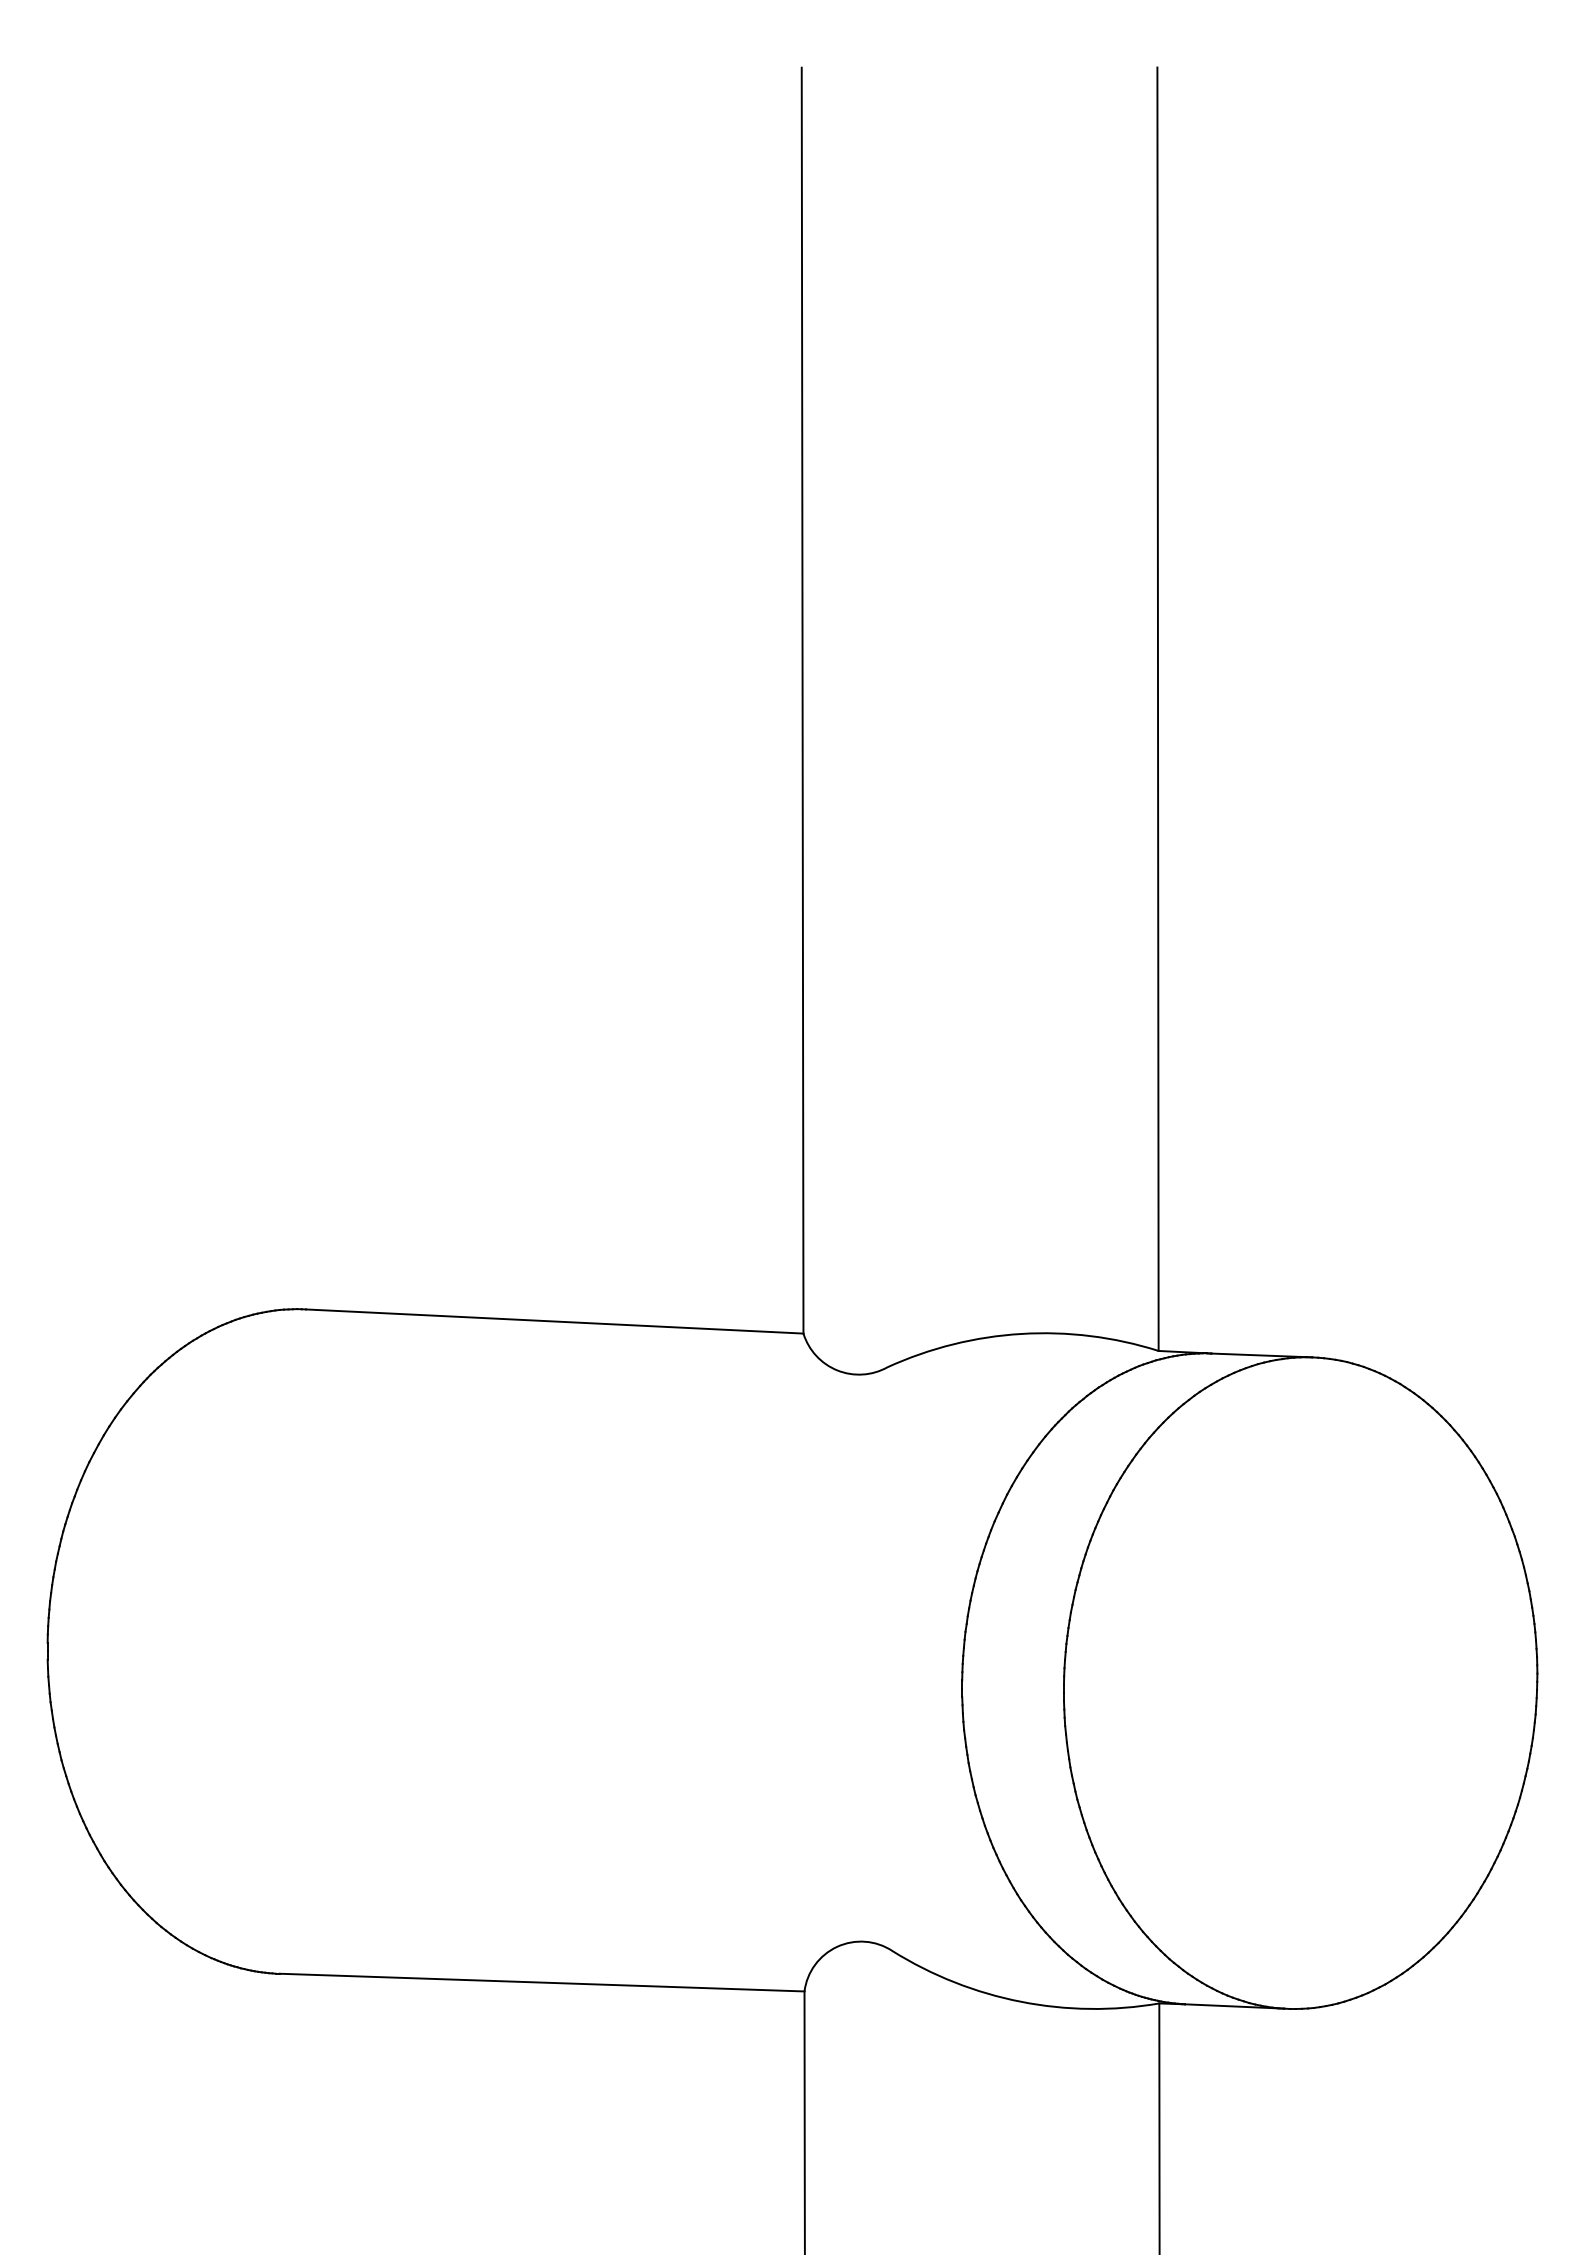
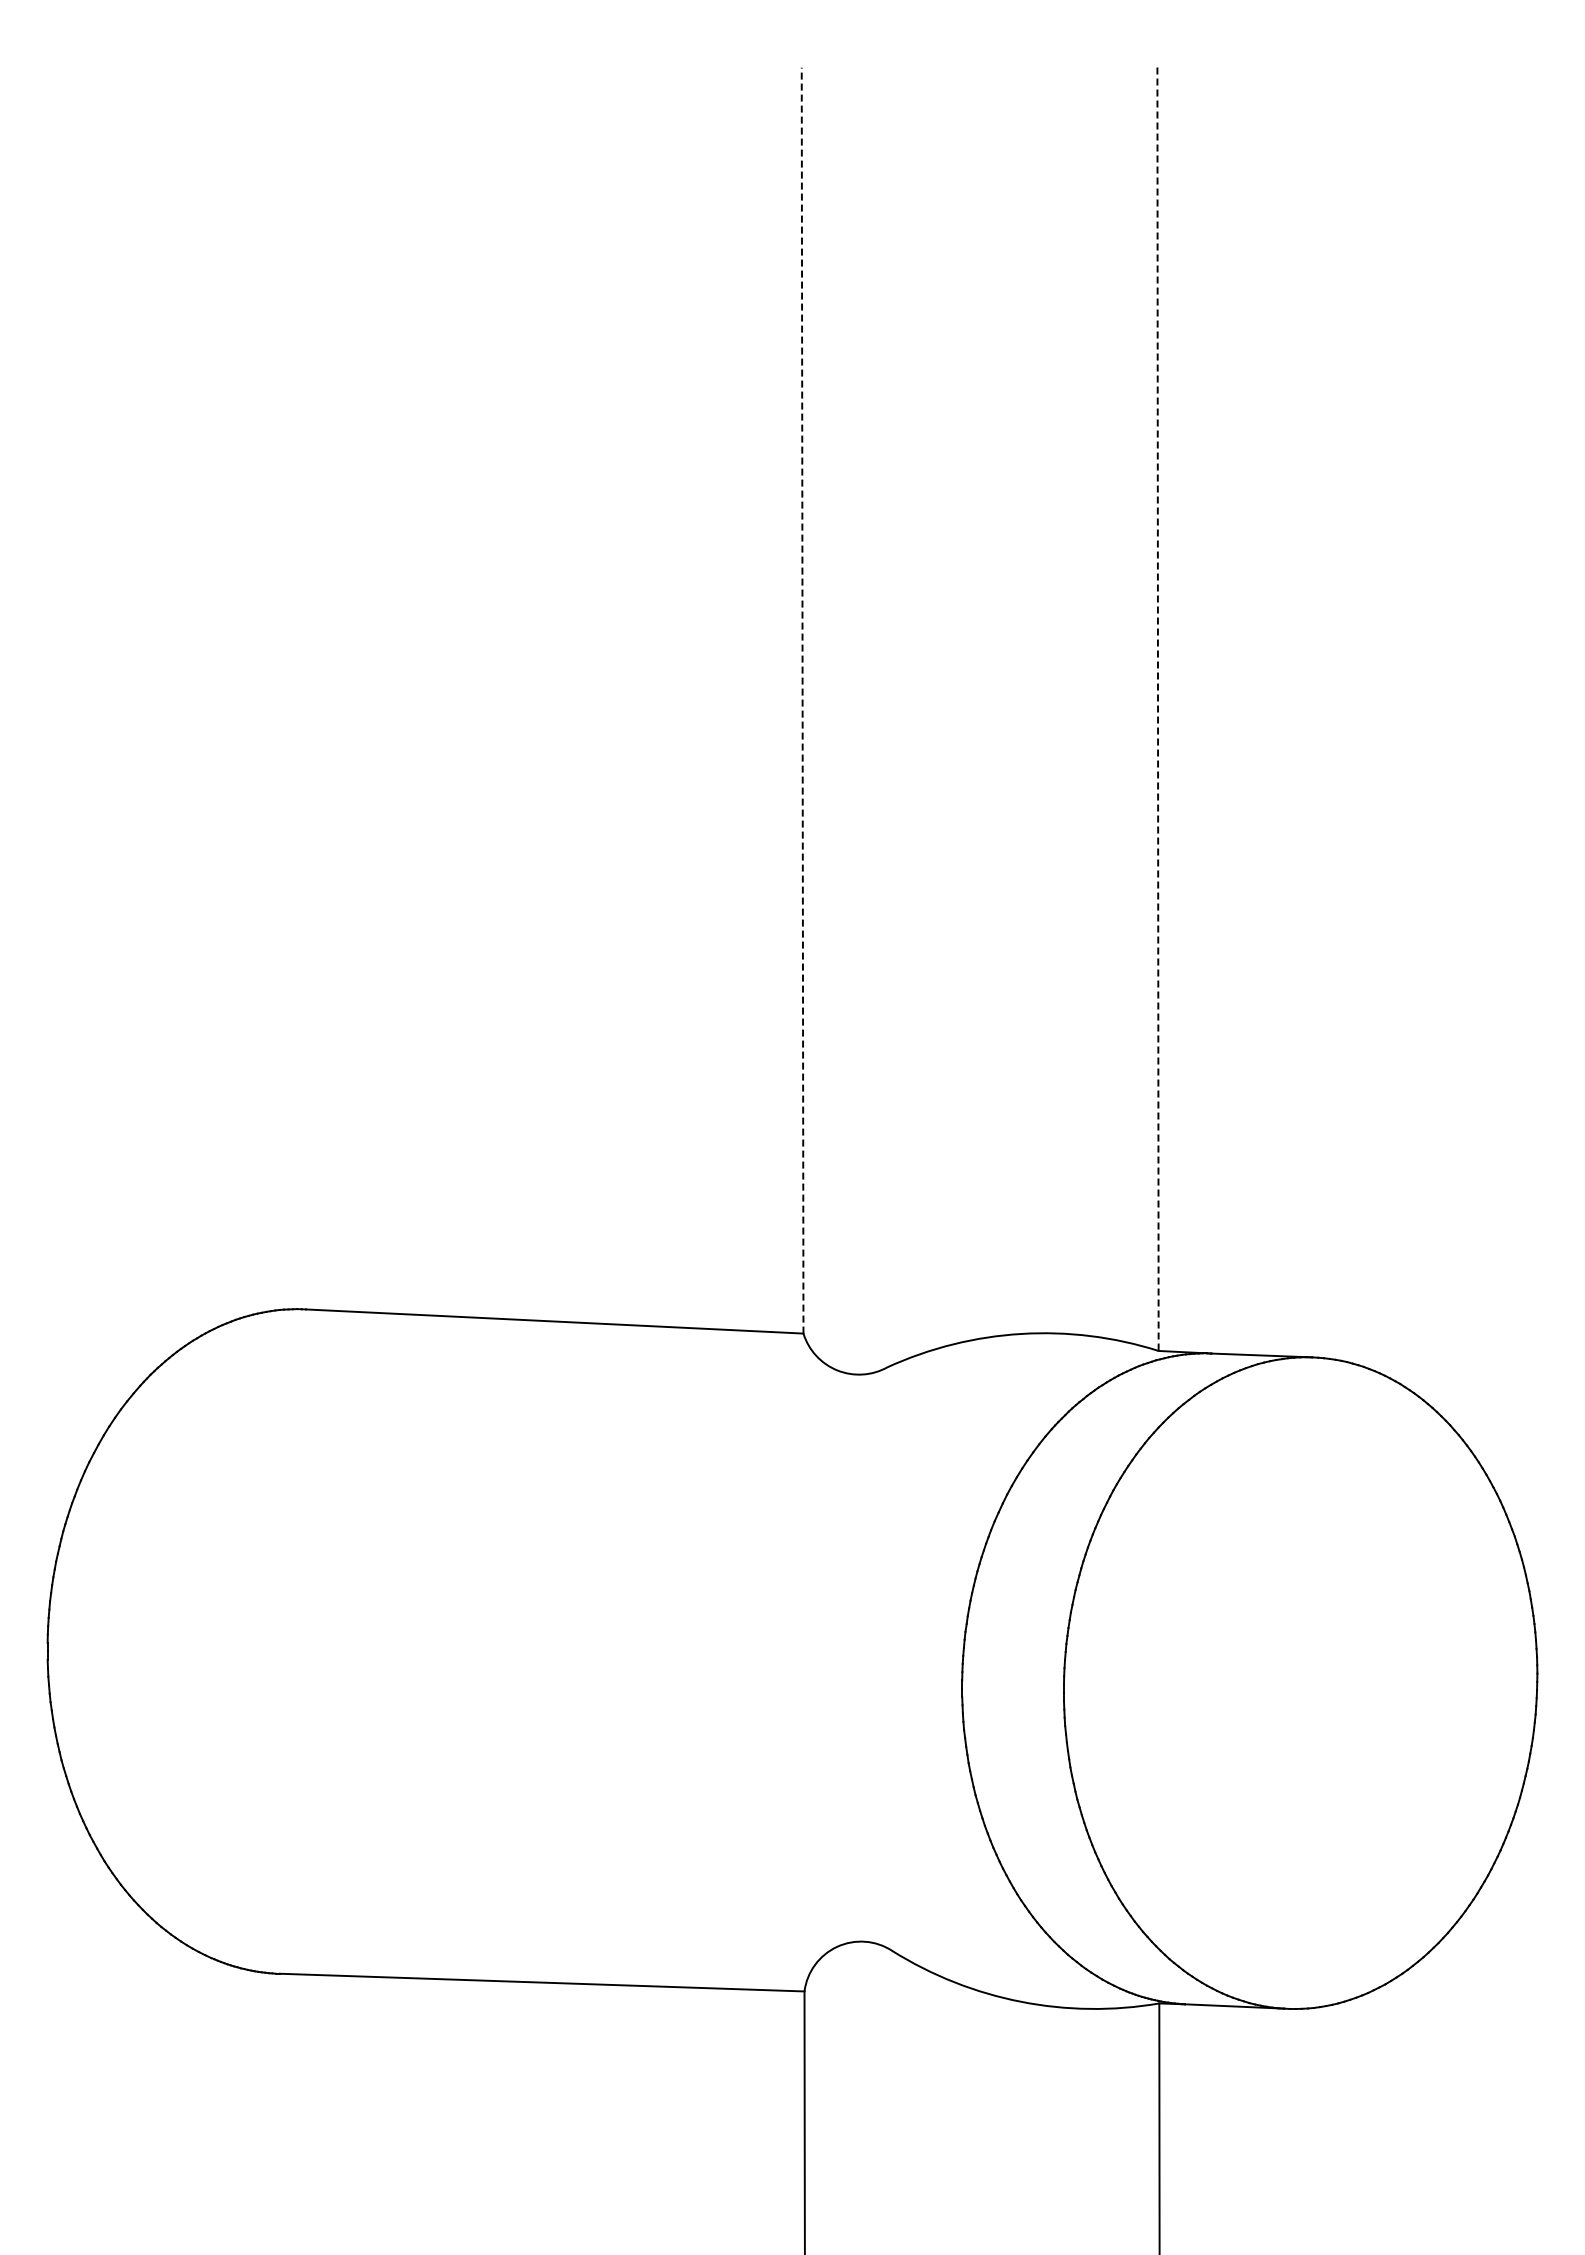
line: solid -> dashed (802, 700)
line: solid -> dashed (1158, 709)
